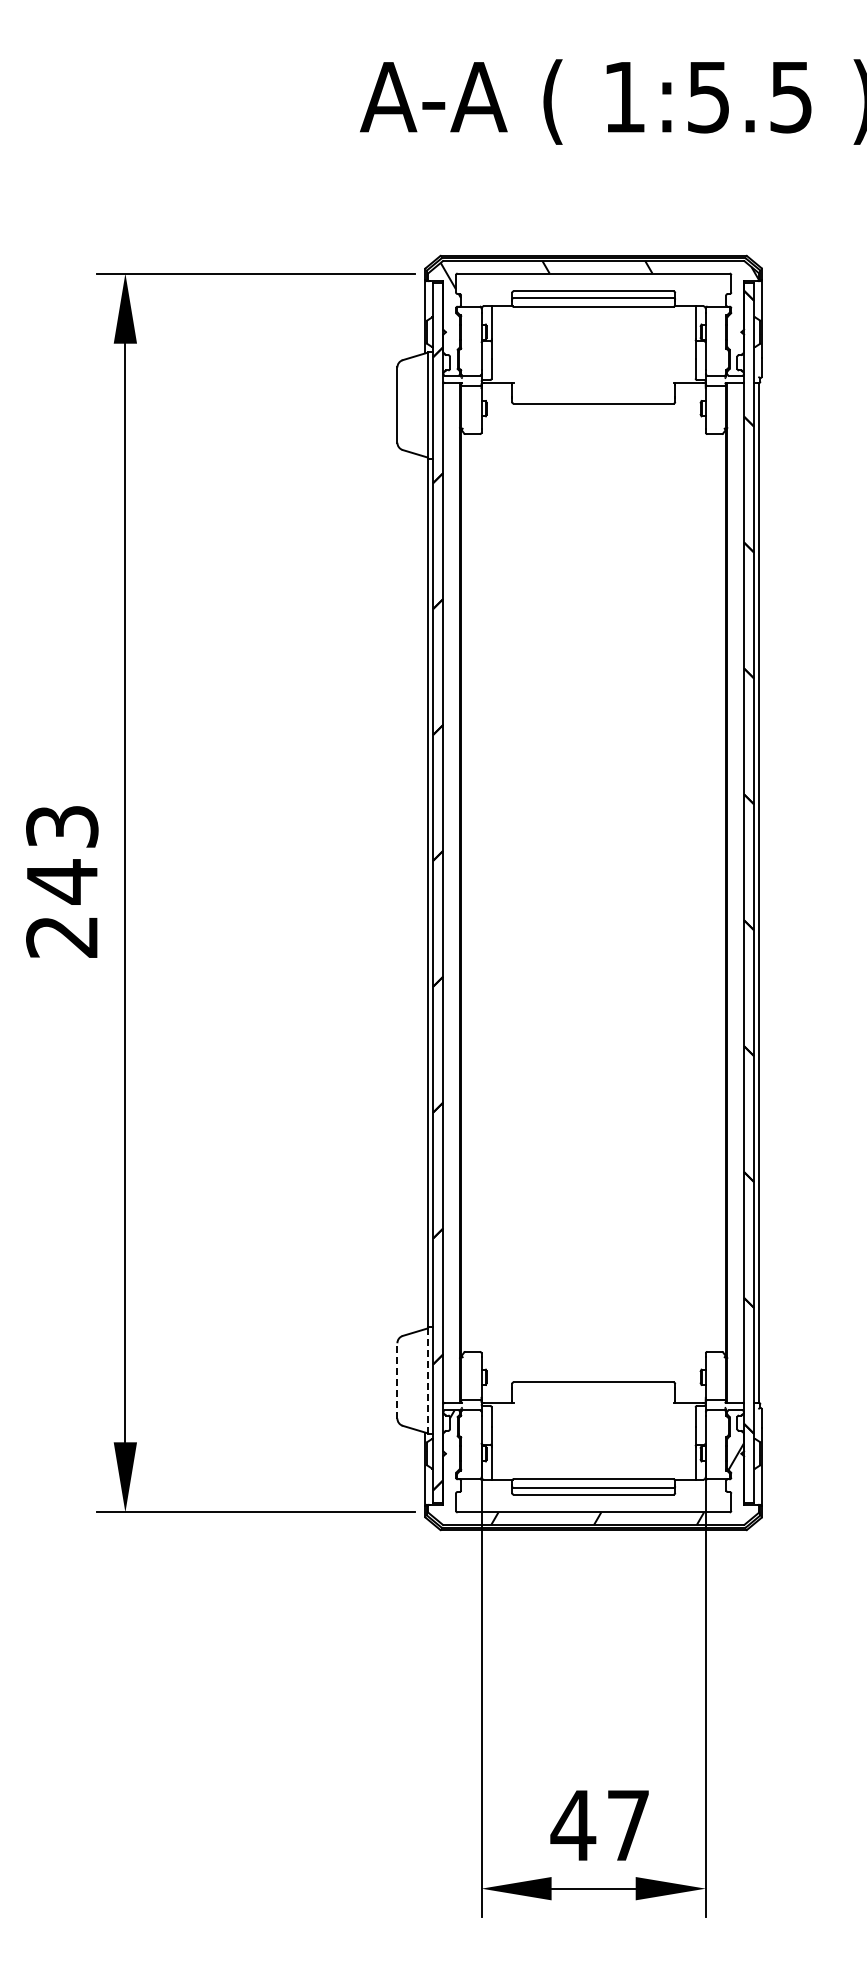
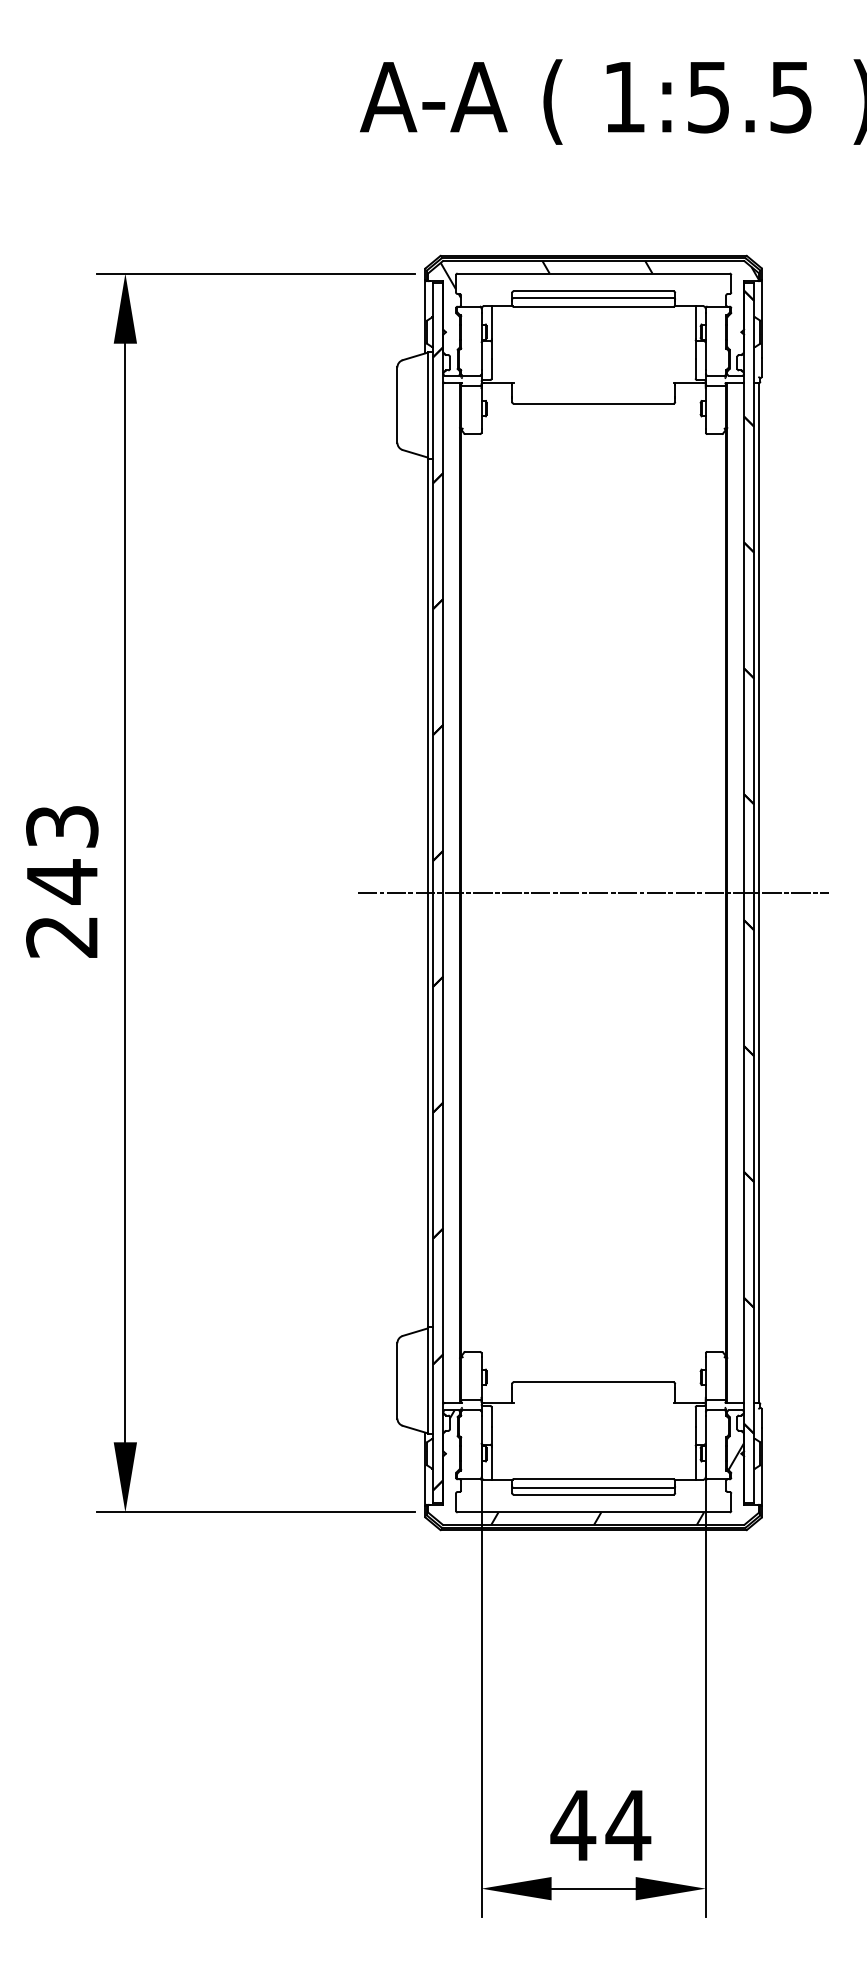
line: none -> present (593, 893)
line: dashed -> solid (397, 1380)
line: dashed -> solid (427, 1380)
text: 47 -> 44 (628, 1825)
